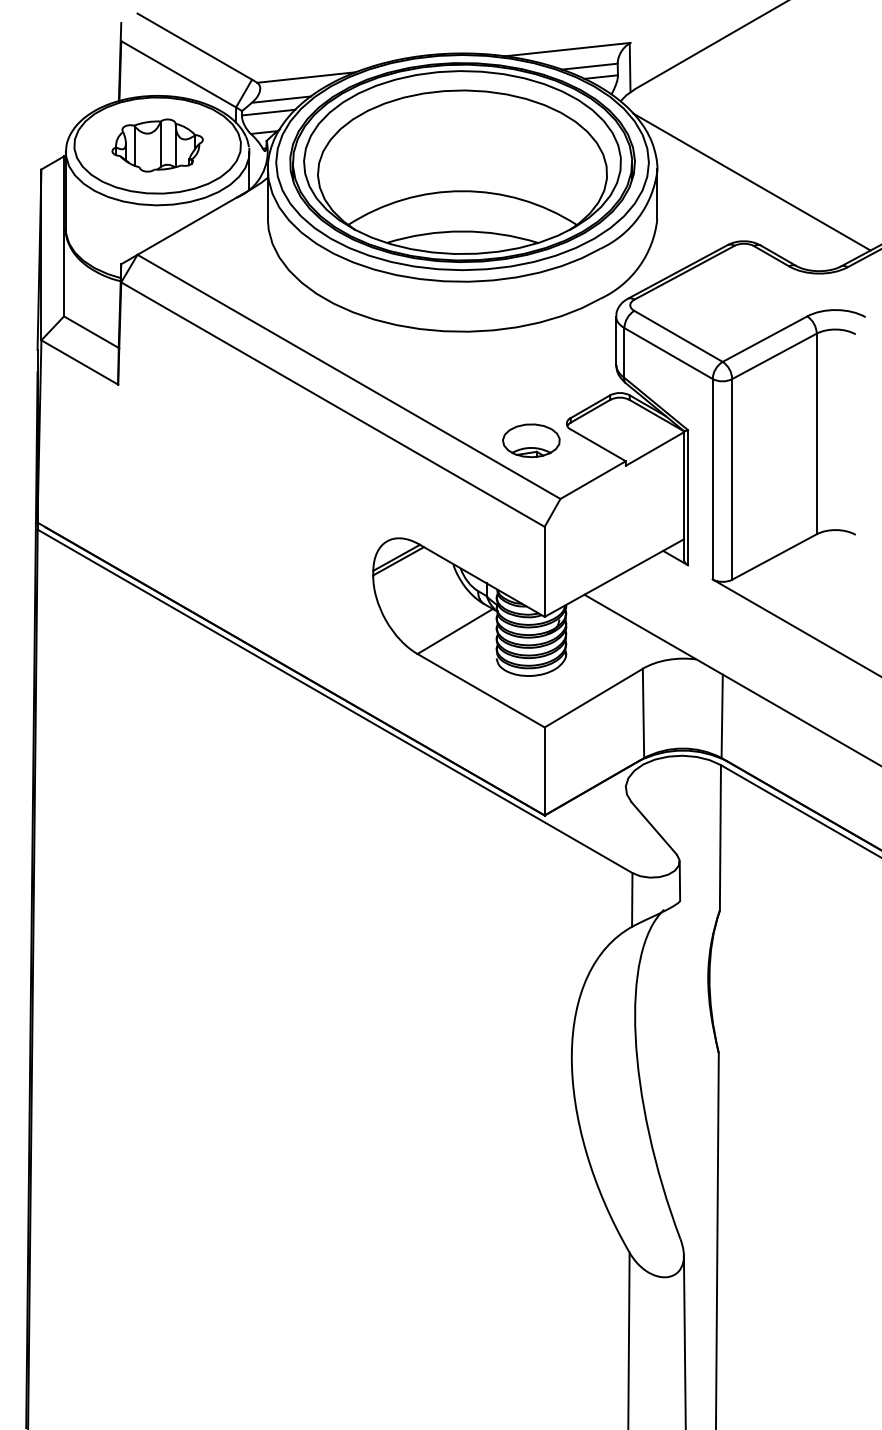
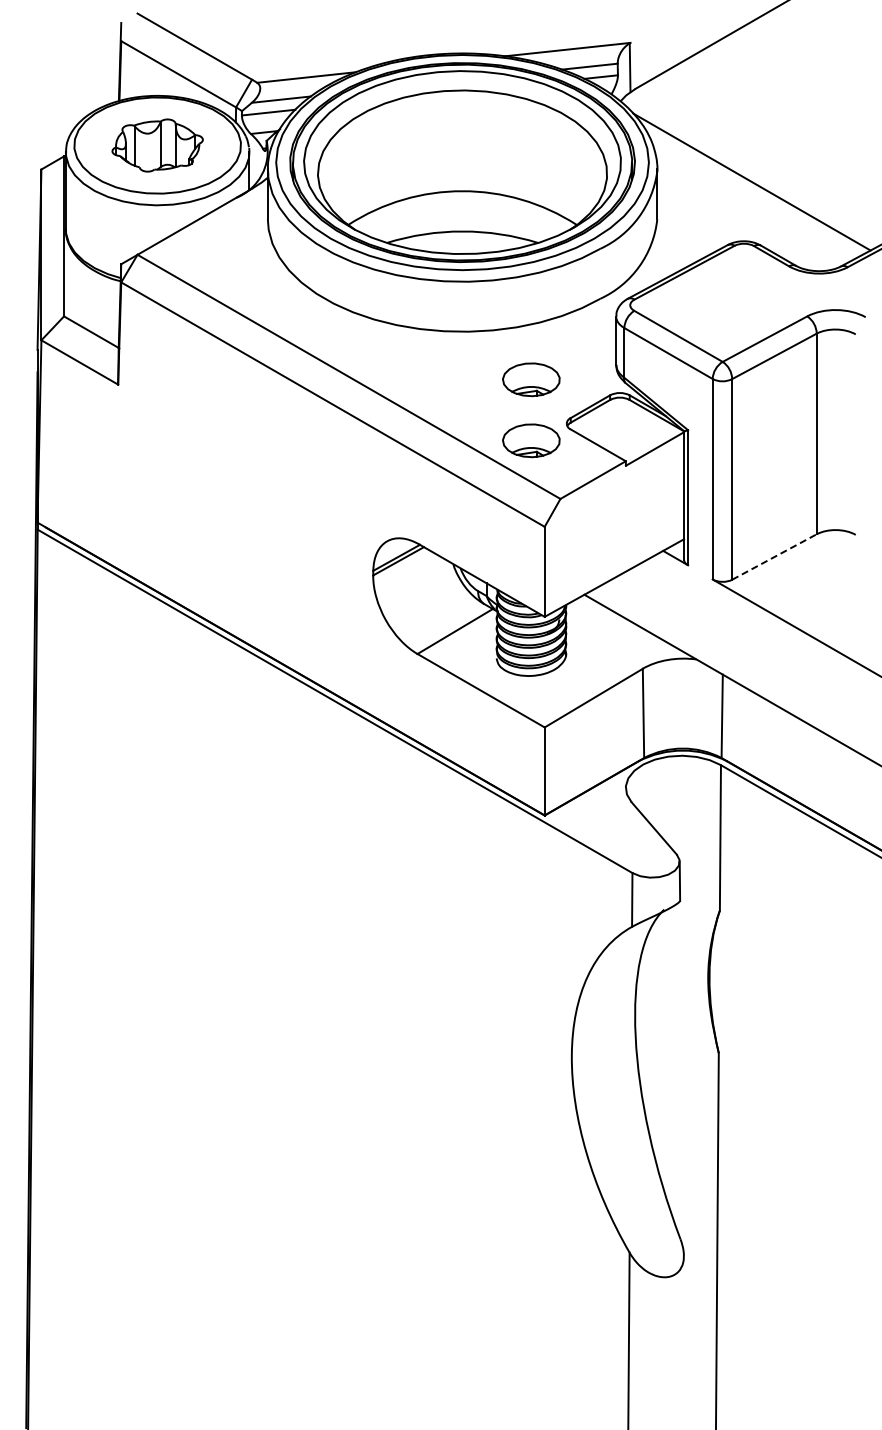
part: none -> present (531, 379)
line: solid -> dashed (774, 556)
line: present -> none (684, 1340)
